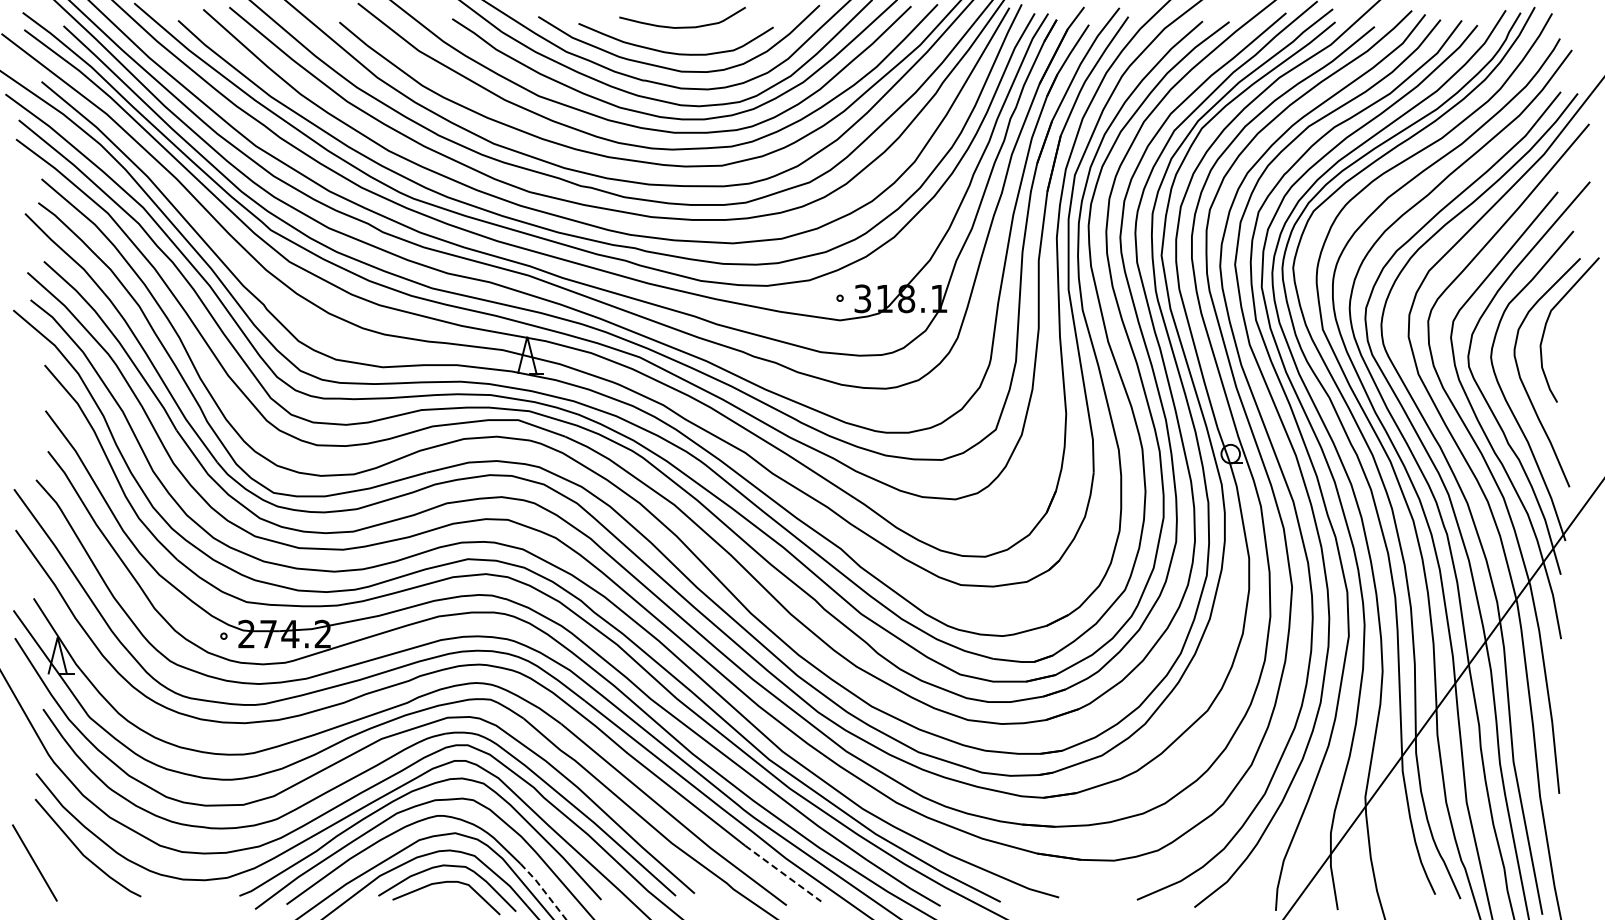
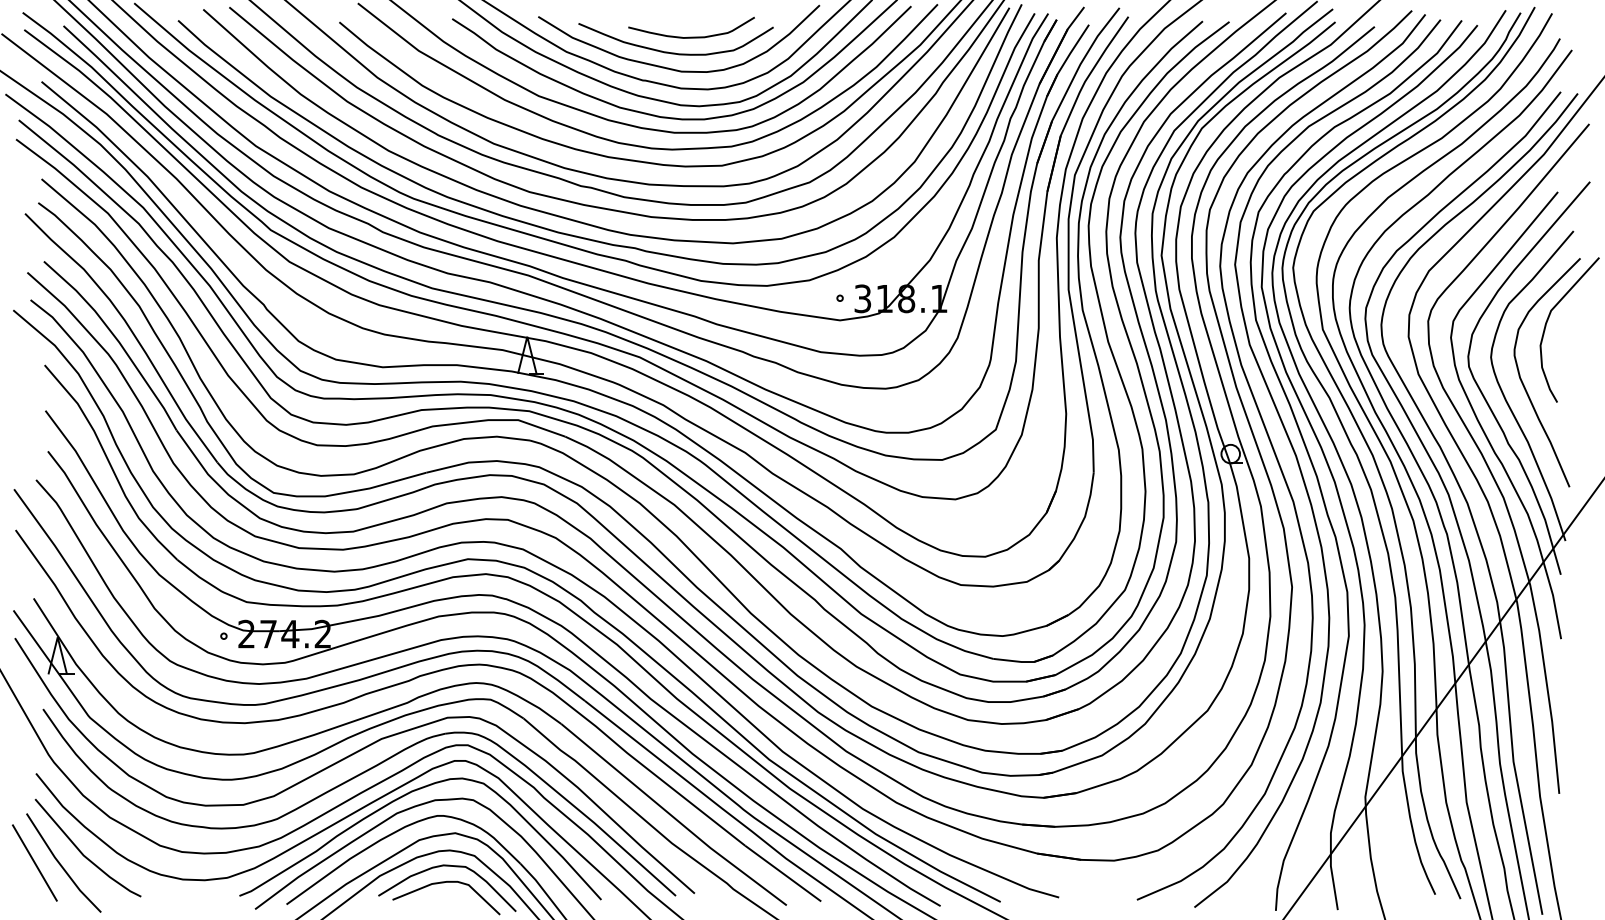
curve position: (682, 26) -> (691, 36) (691, 36)
line: none -> present (61, 864)
line: dashed -> solid (783, 873)
line: dashed -> solid (543, 890)
